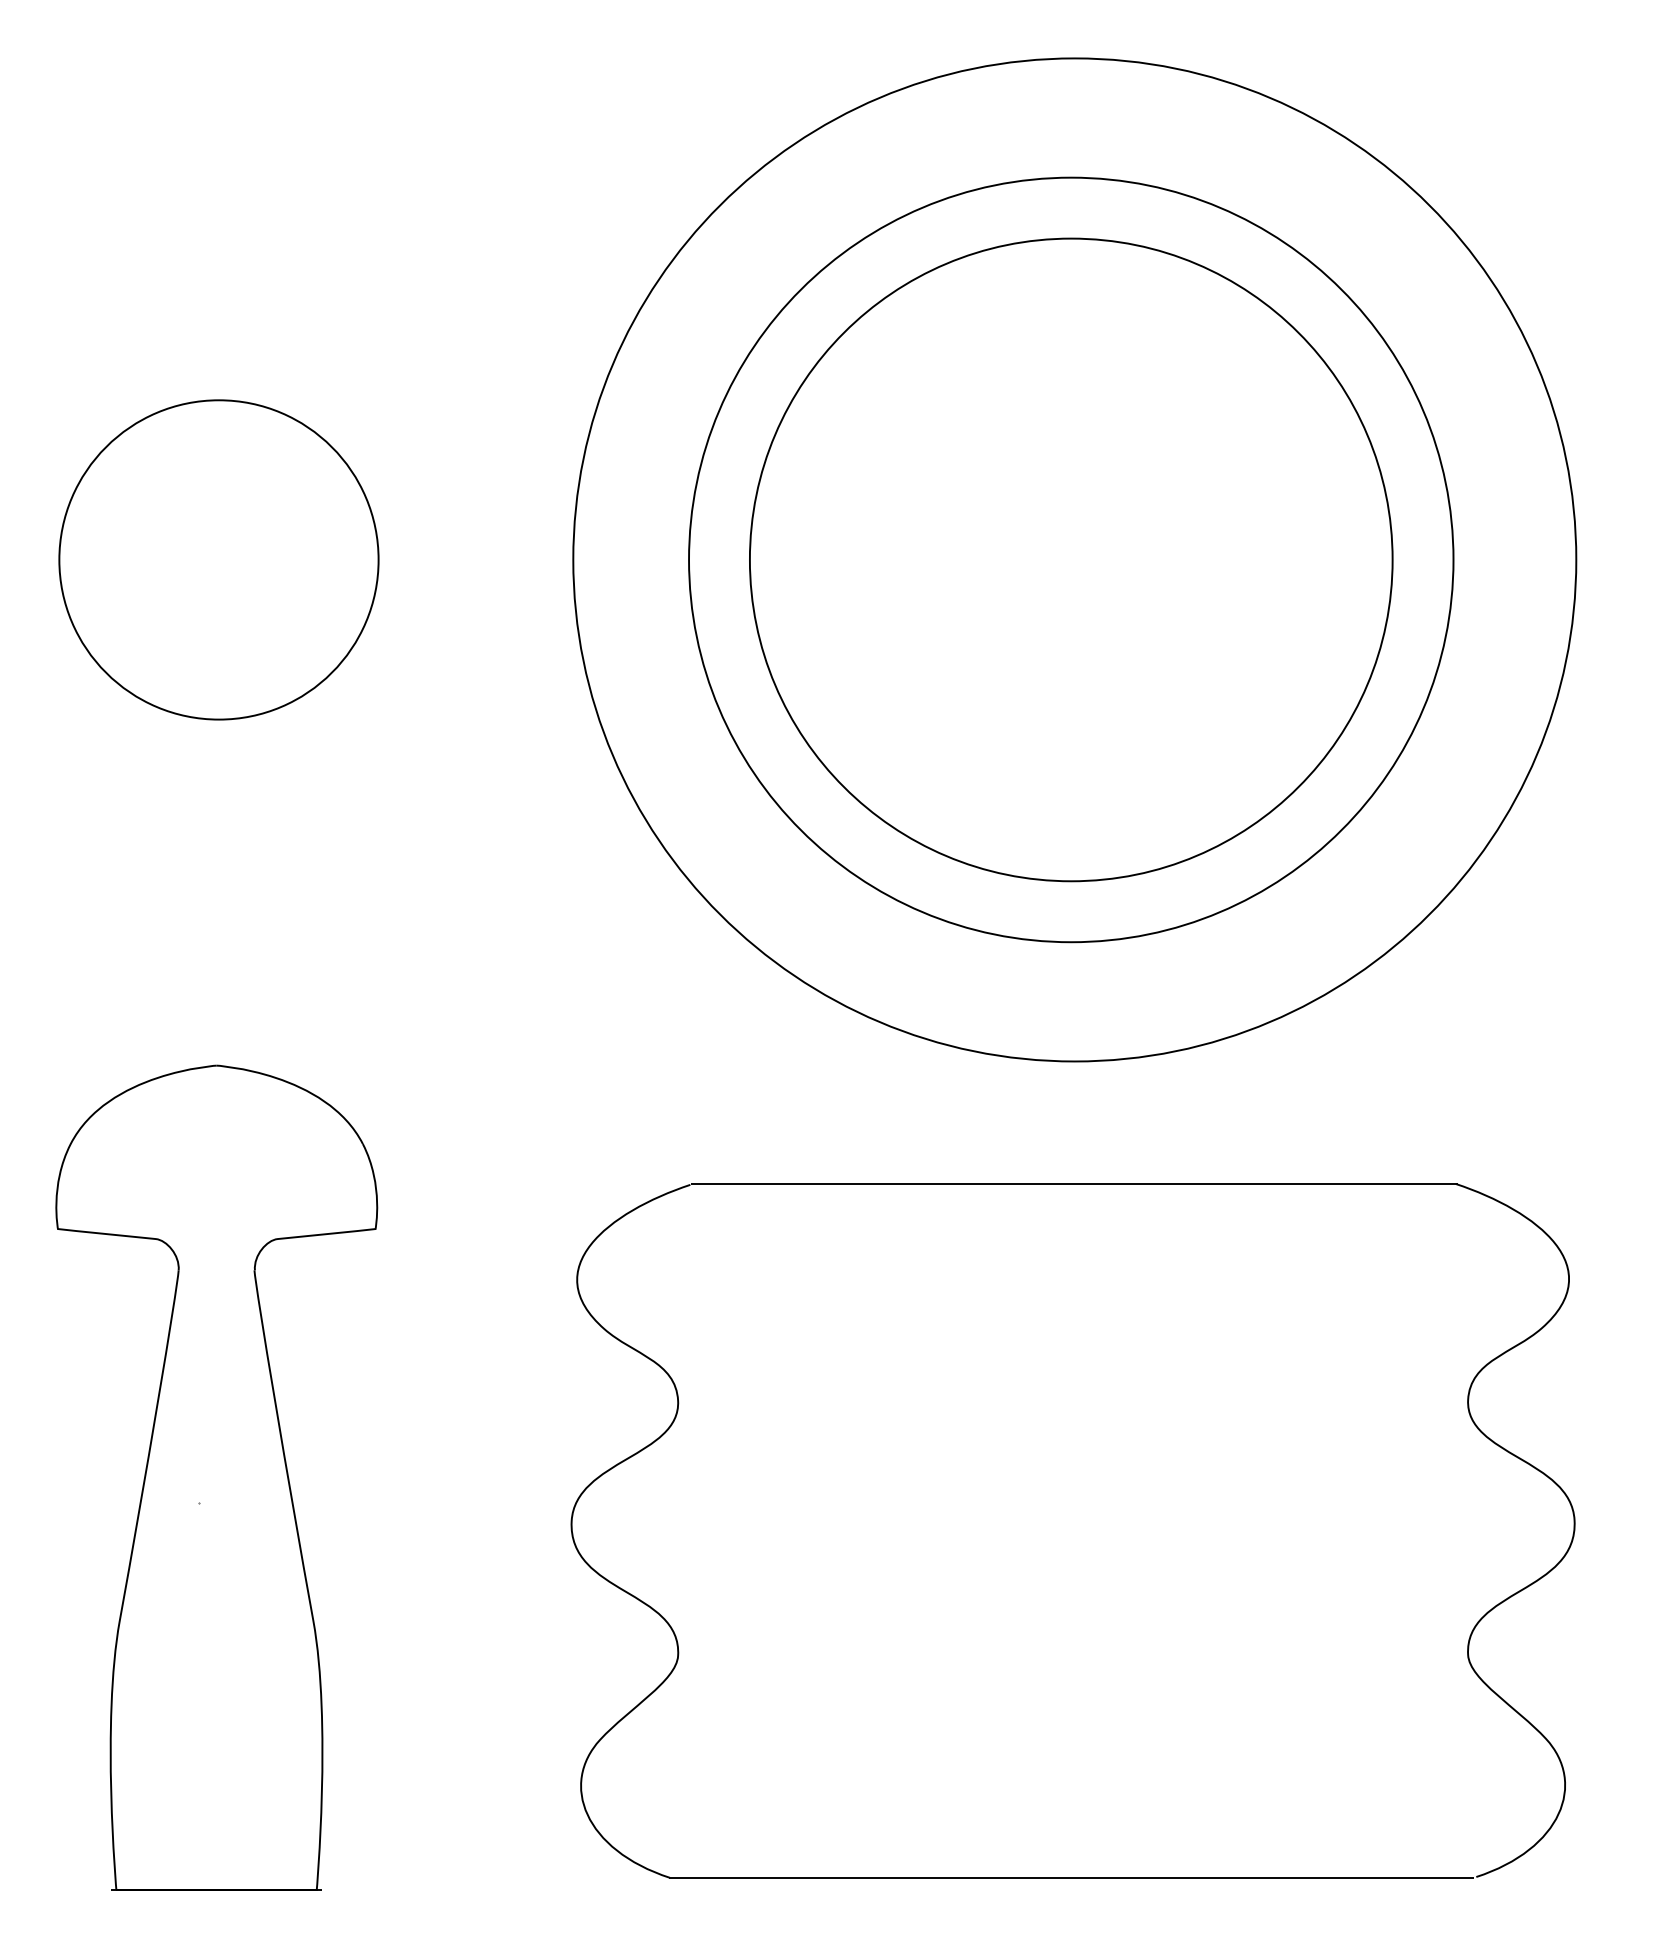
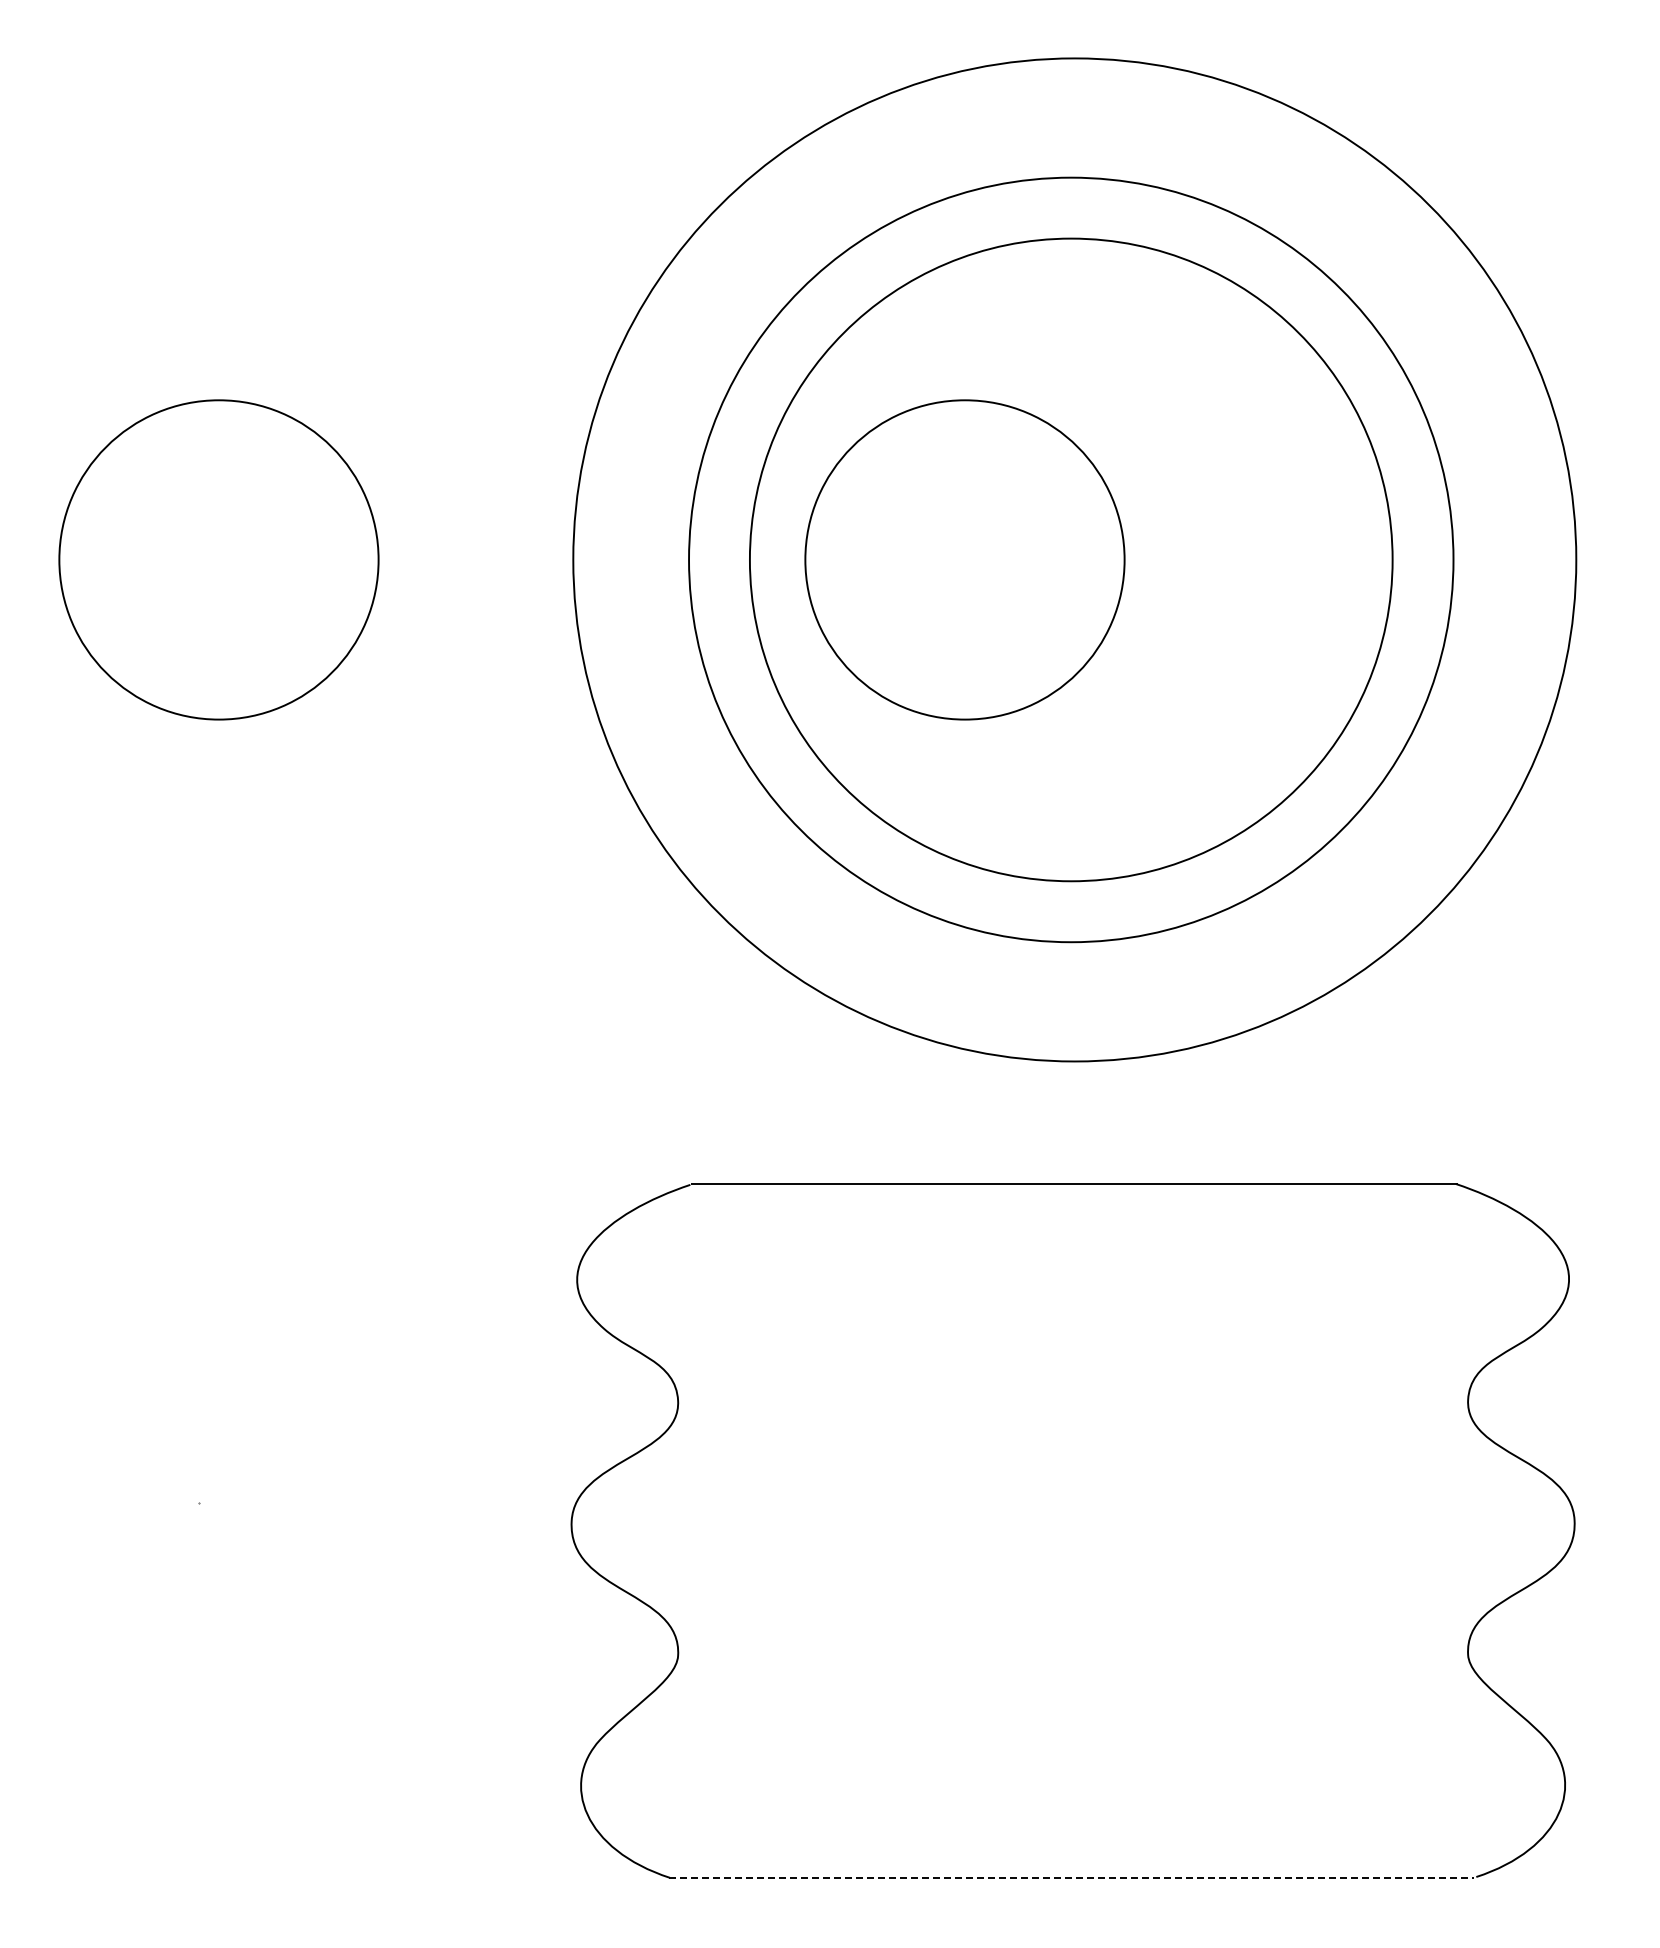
part: none -> present (964, 559)
part: present -> none (216, 1477)
line: solid -> dashed (1071, 1878)
